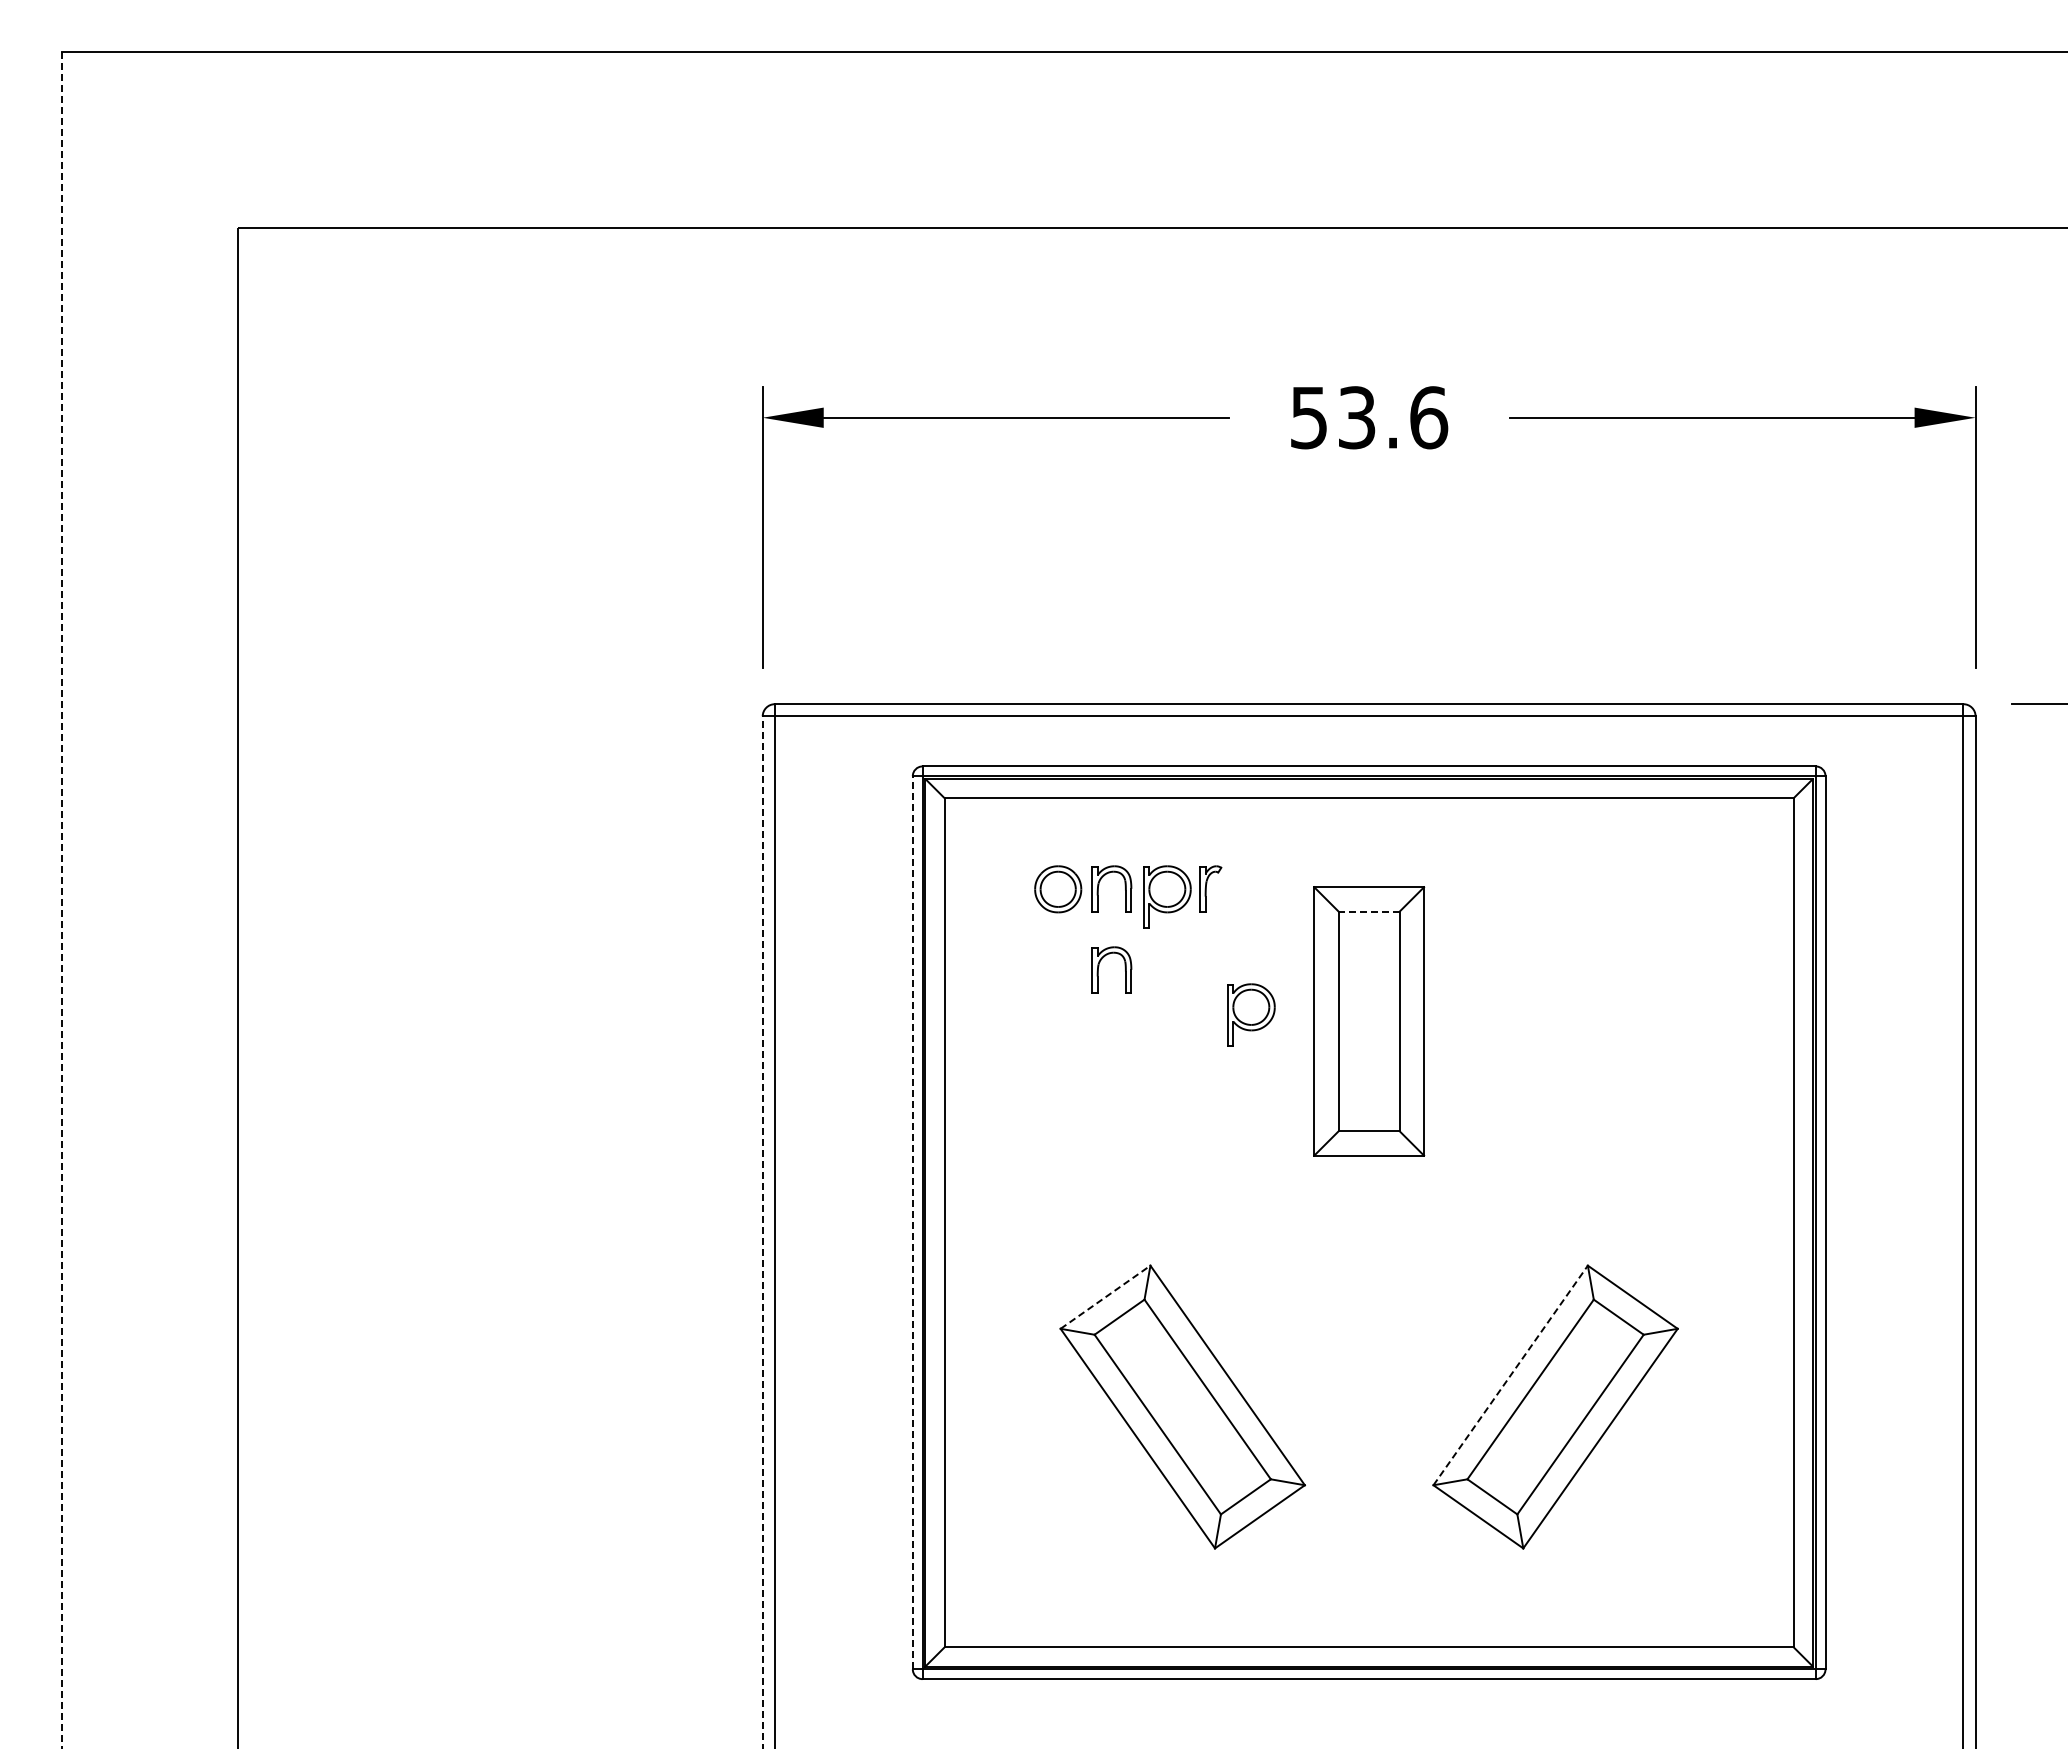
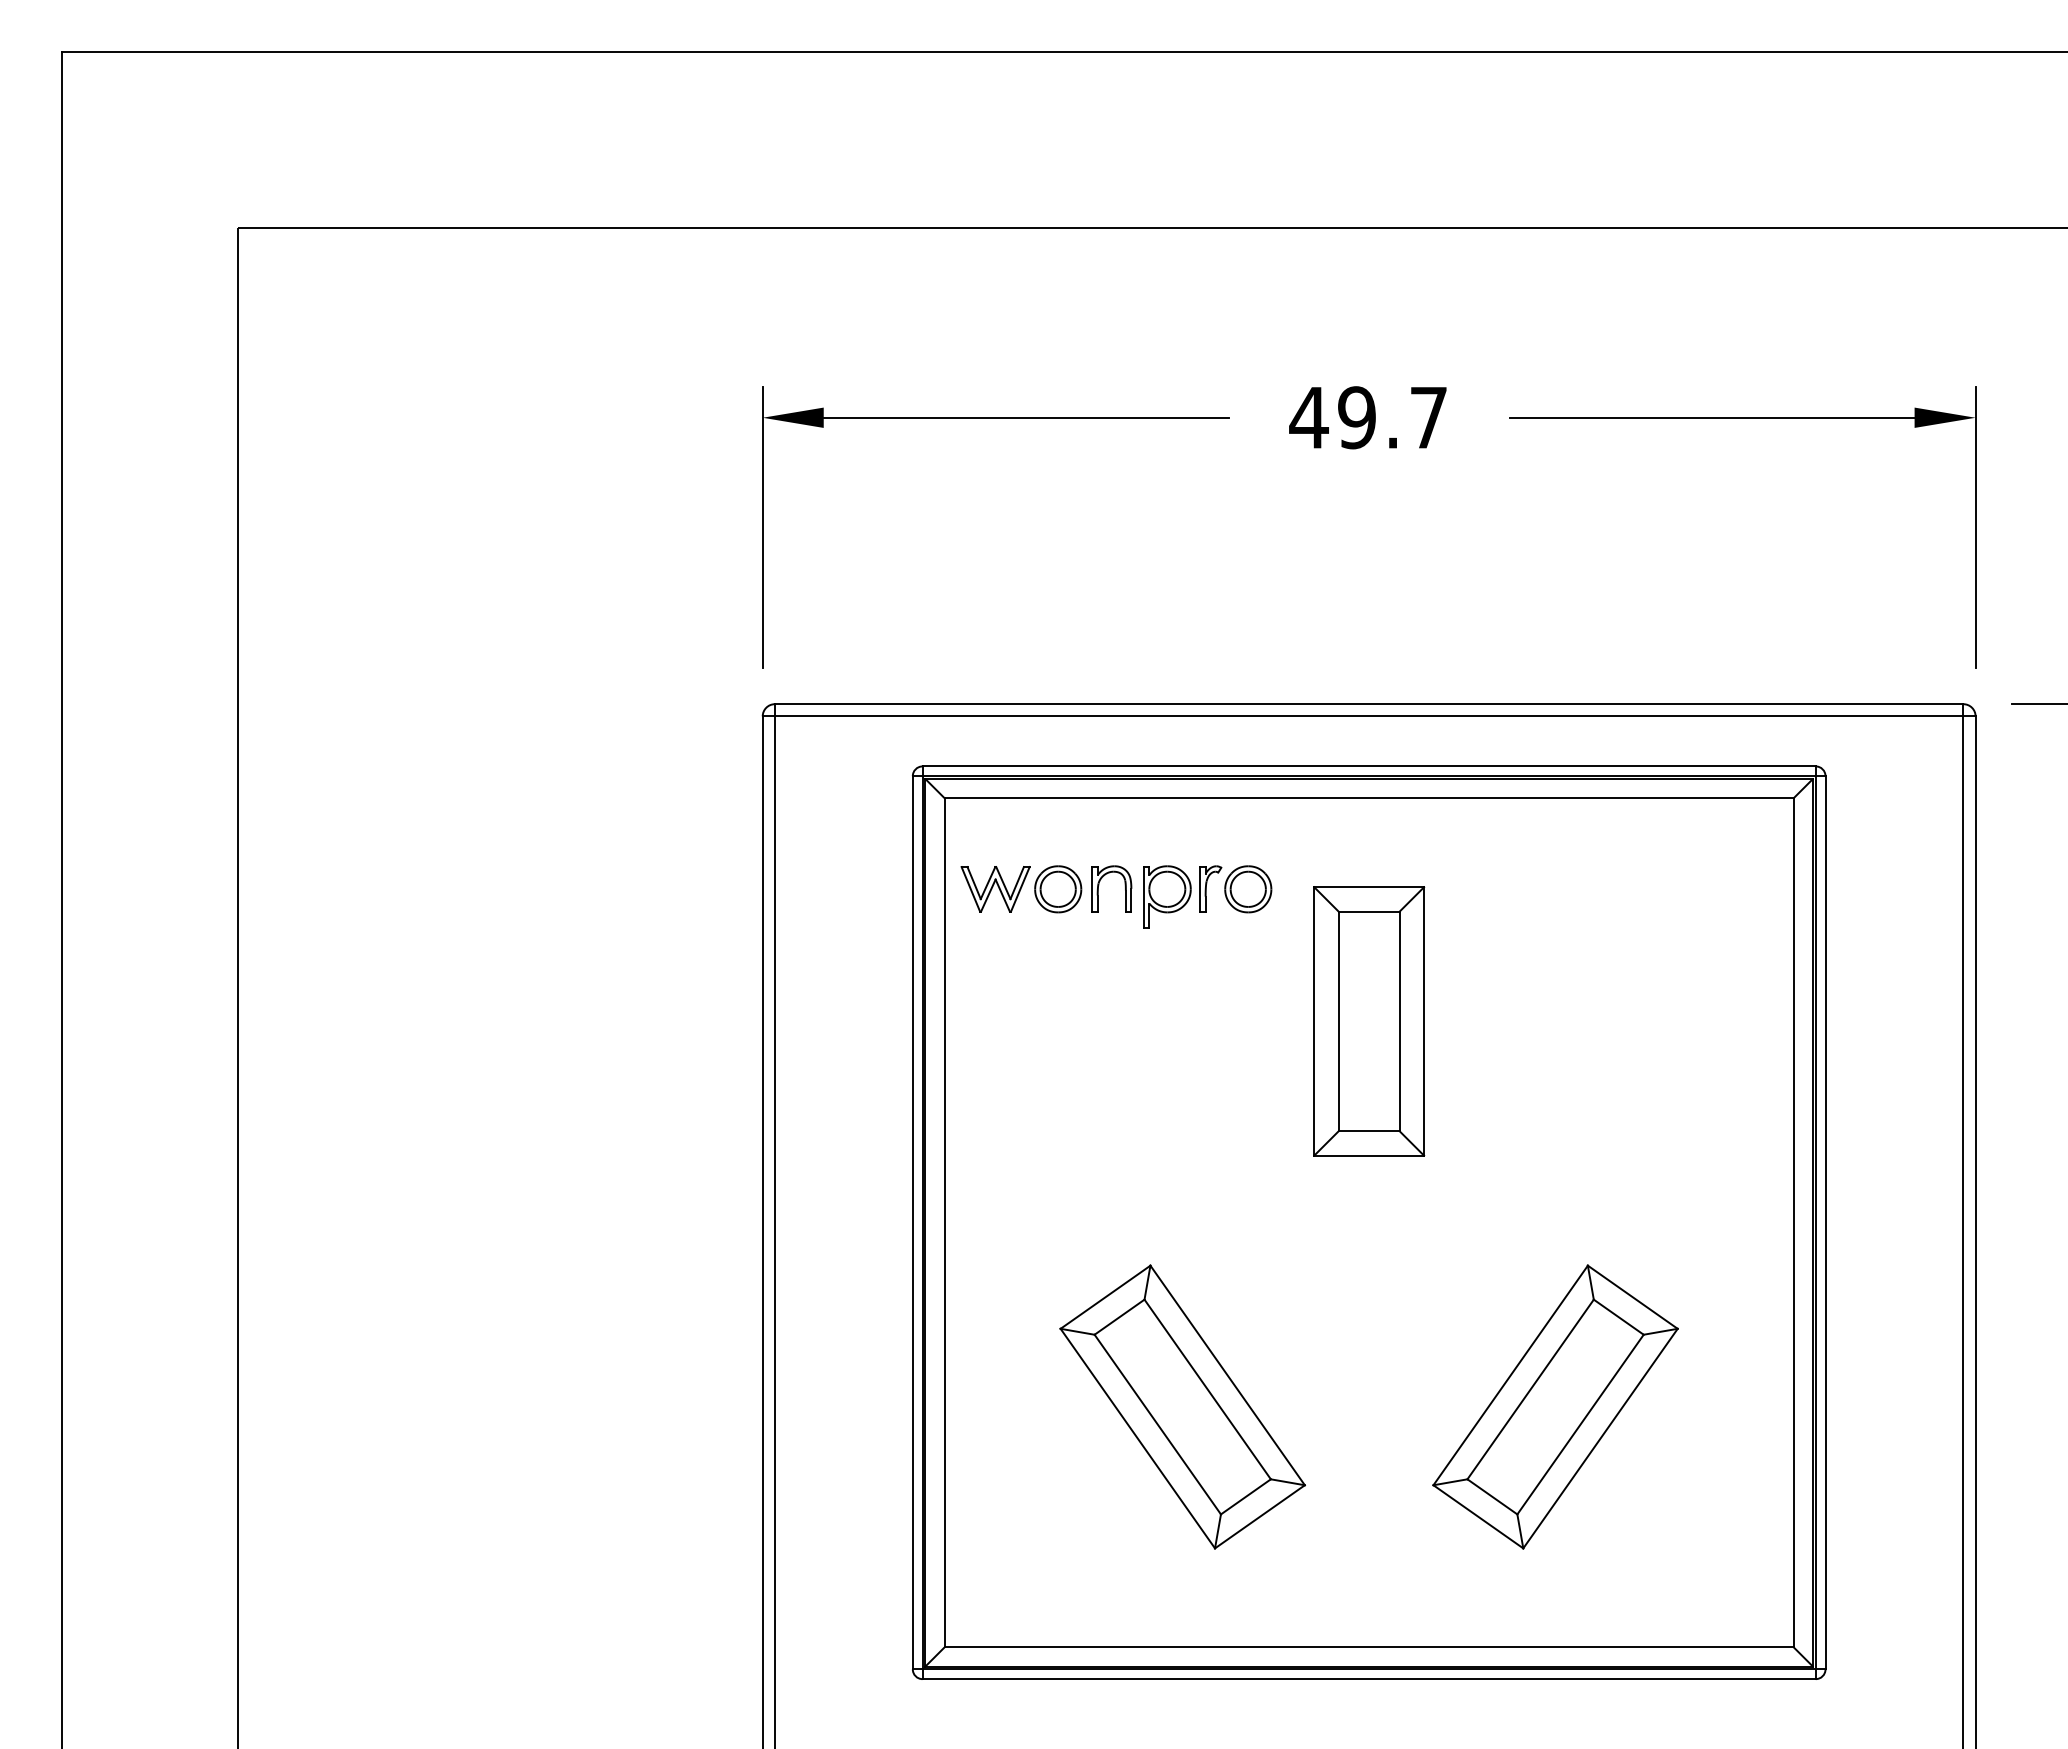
text: 53.6 -> 49.7 (1368, 417)
part: none -> present (995, 889)
part: none -> present (1248, 889)
line: dashed -> solid (62, 900)
line: dashed -> solid (1369, 911)
part: present -> none (1099, 966)
part: present -> none (1251, 1014)
line: dashed -> solid (912, 1222)
line: dashed -> solid (762, 1232)
line: dashed -> solid (1105, 1297)
line: dashed -> solid (1510, 1375)
